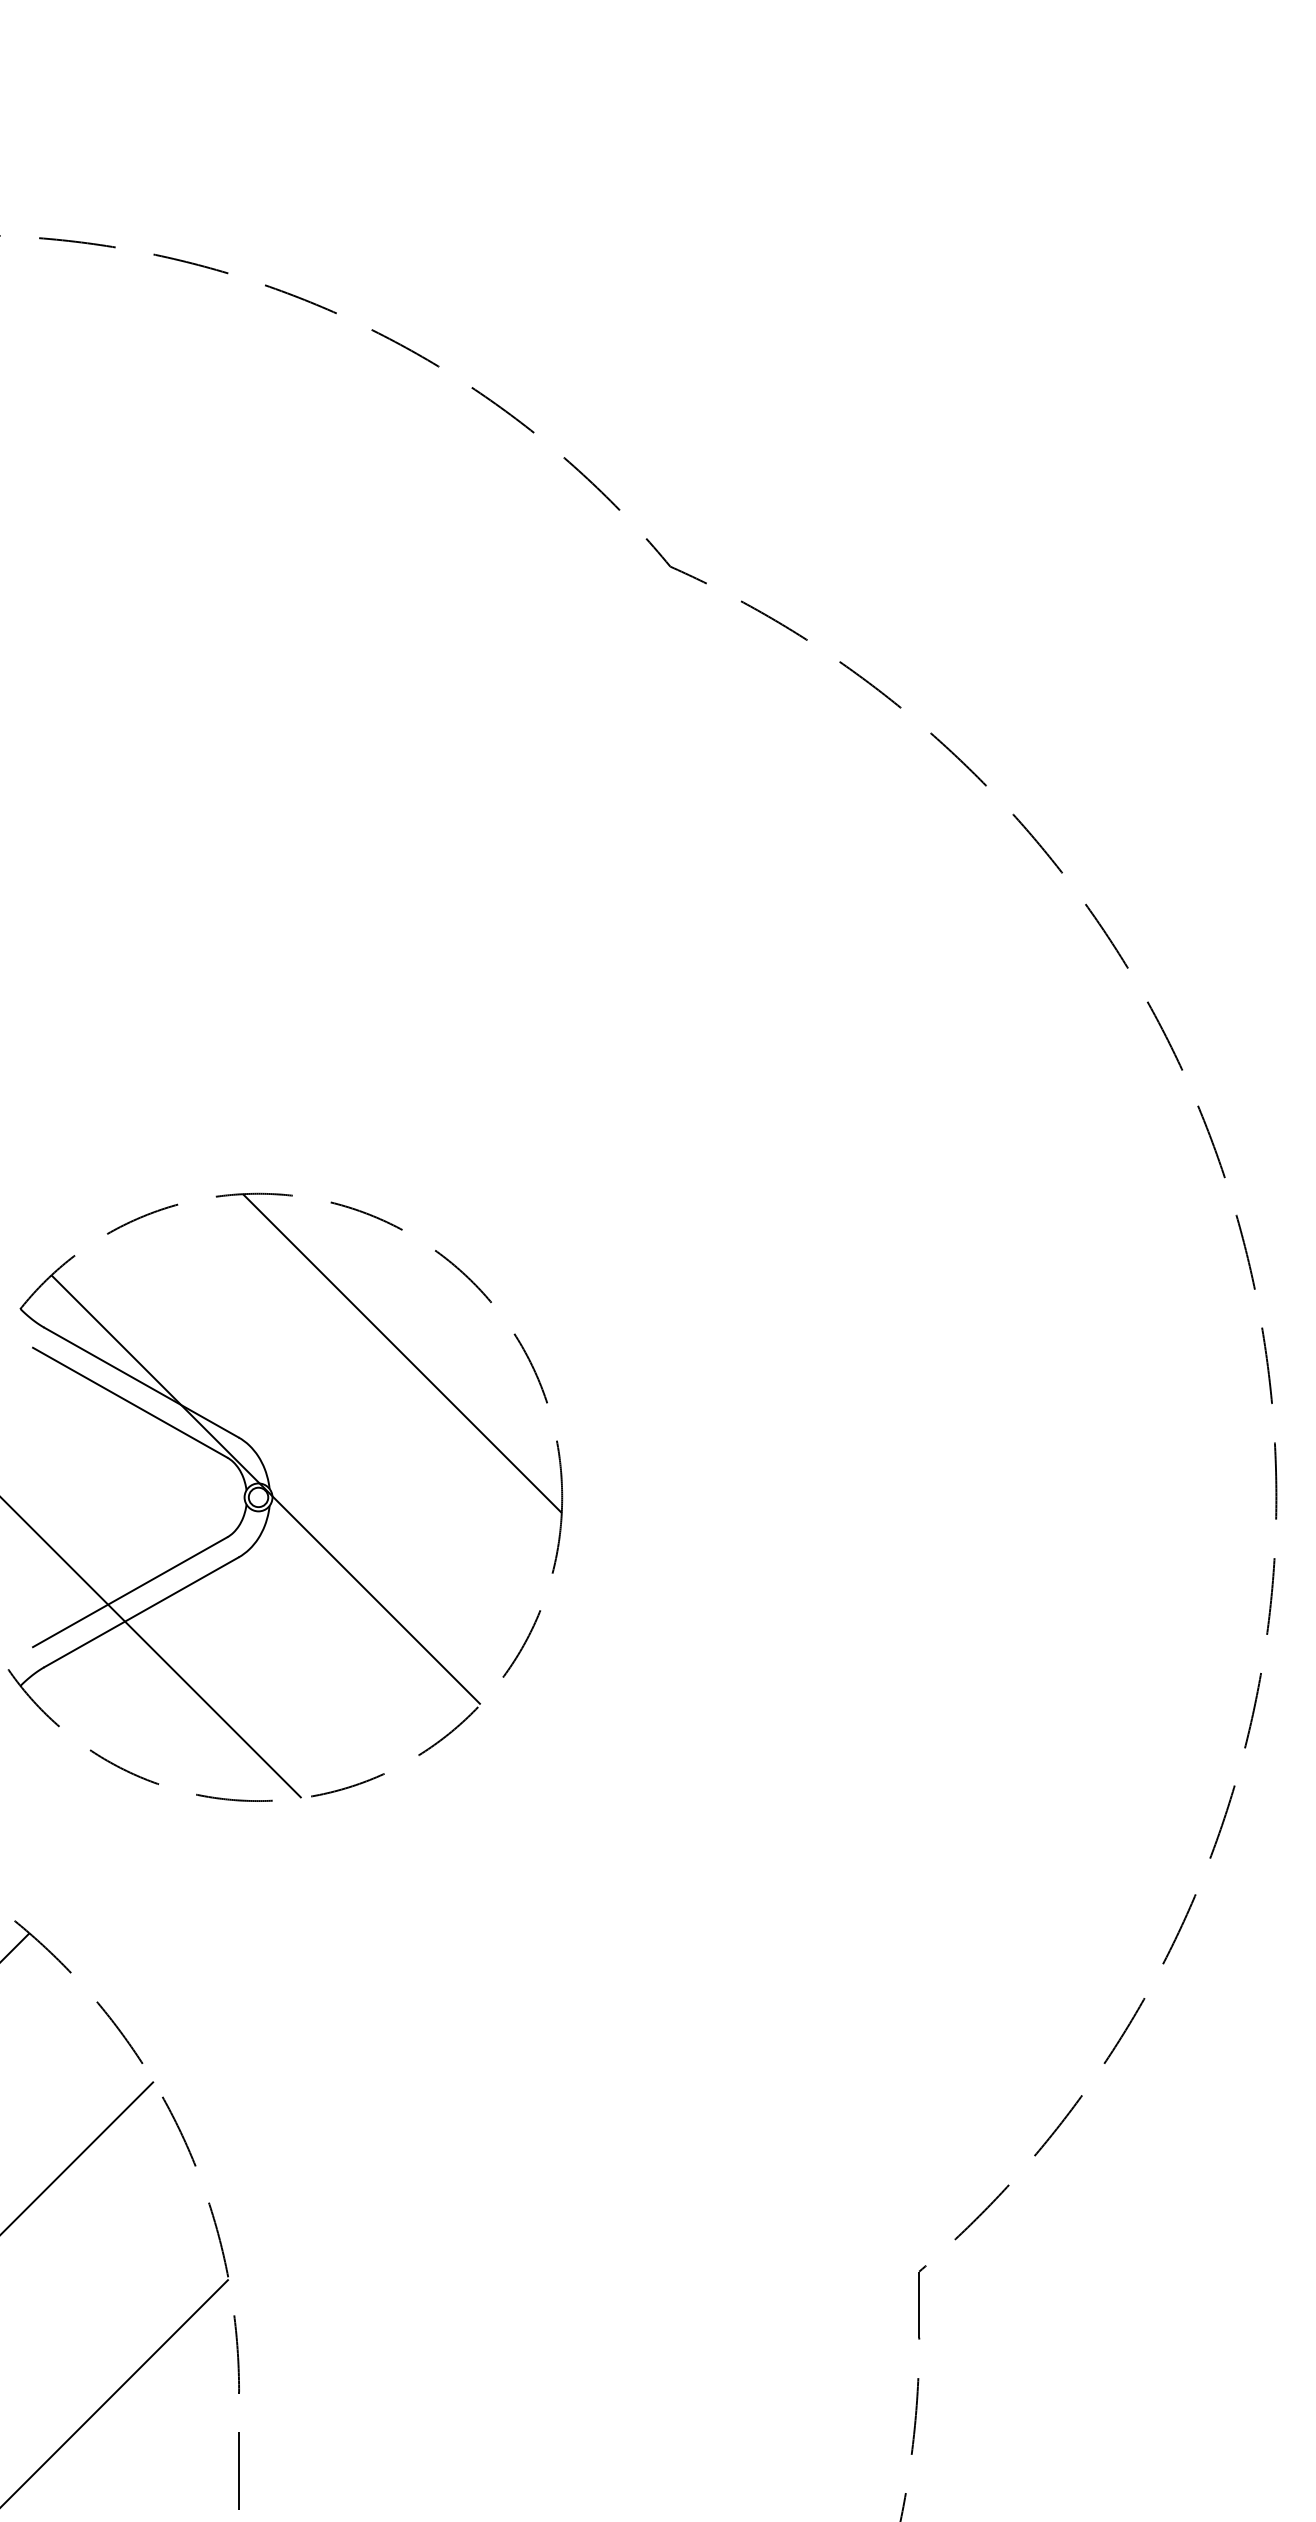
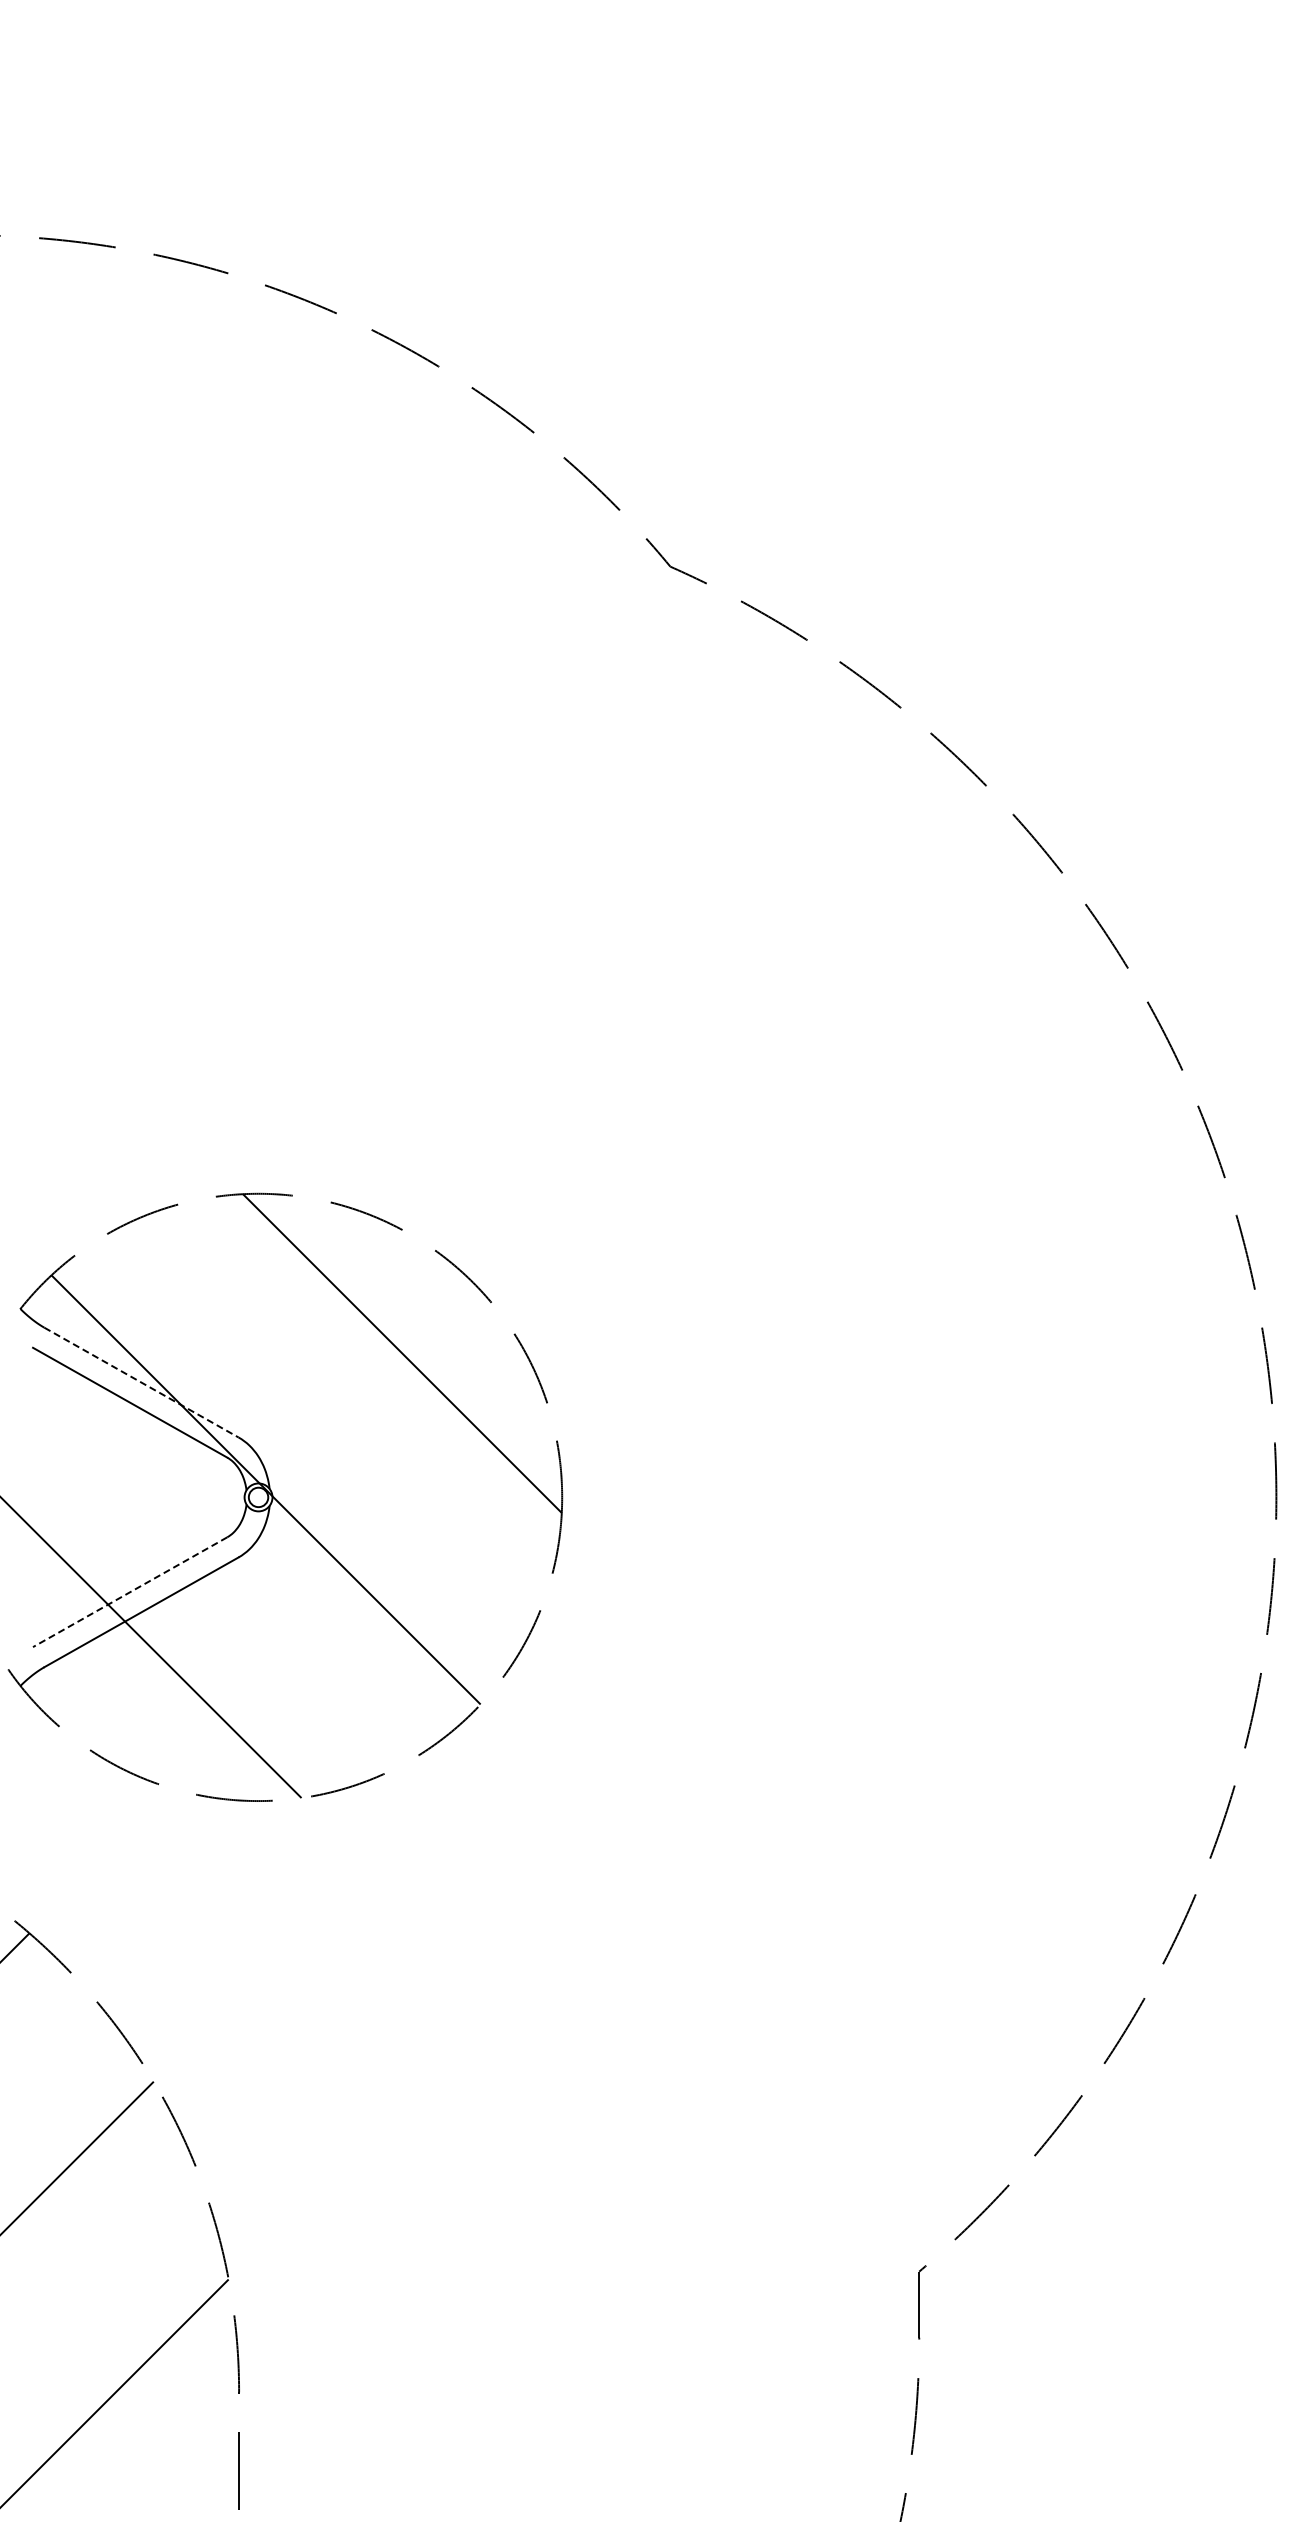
line: solid -> dashed (141, 1382)
line: solid -> dashed (130, 1592)
